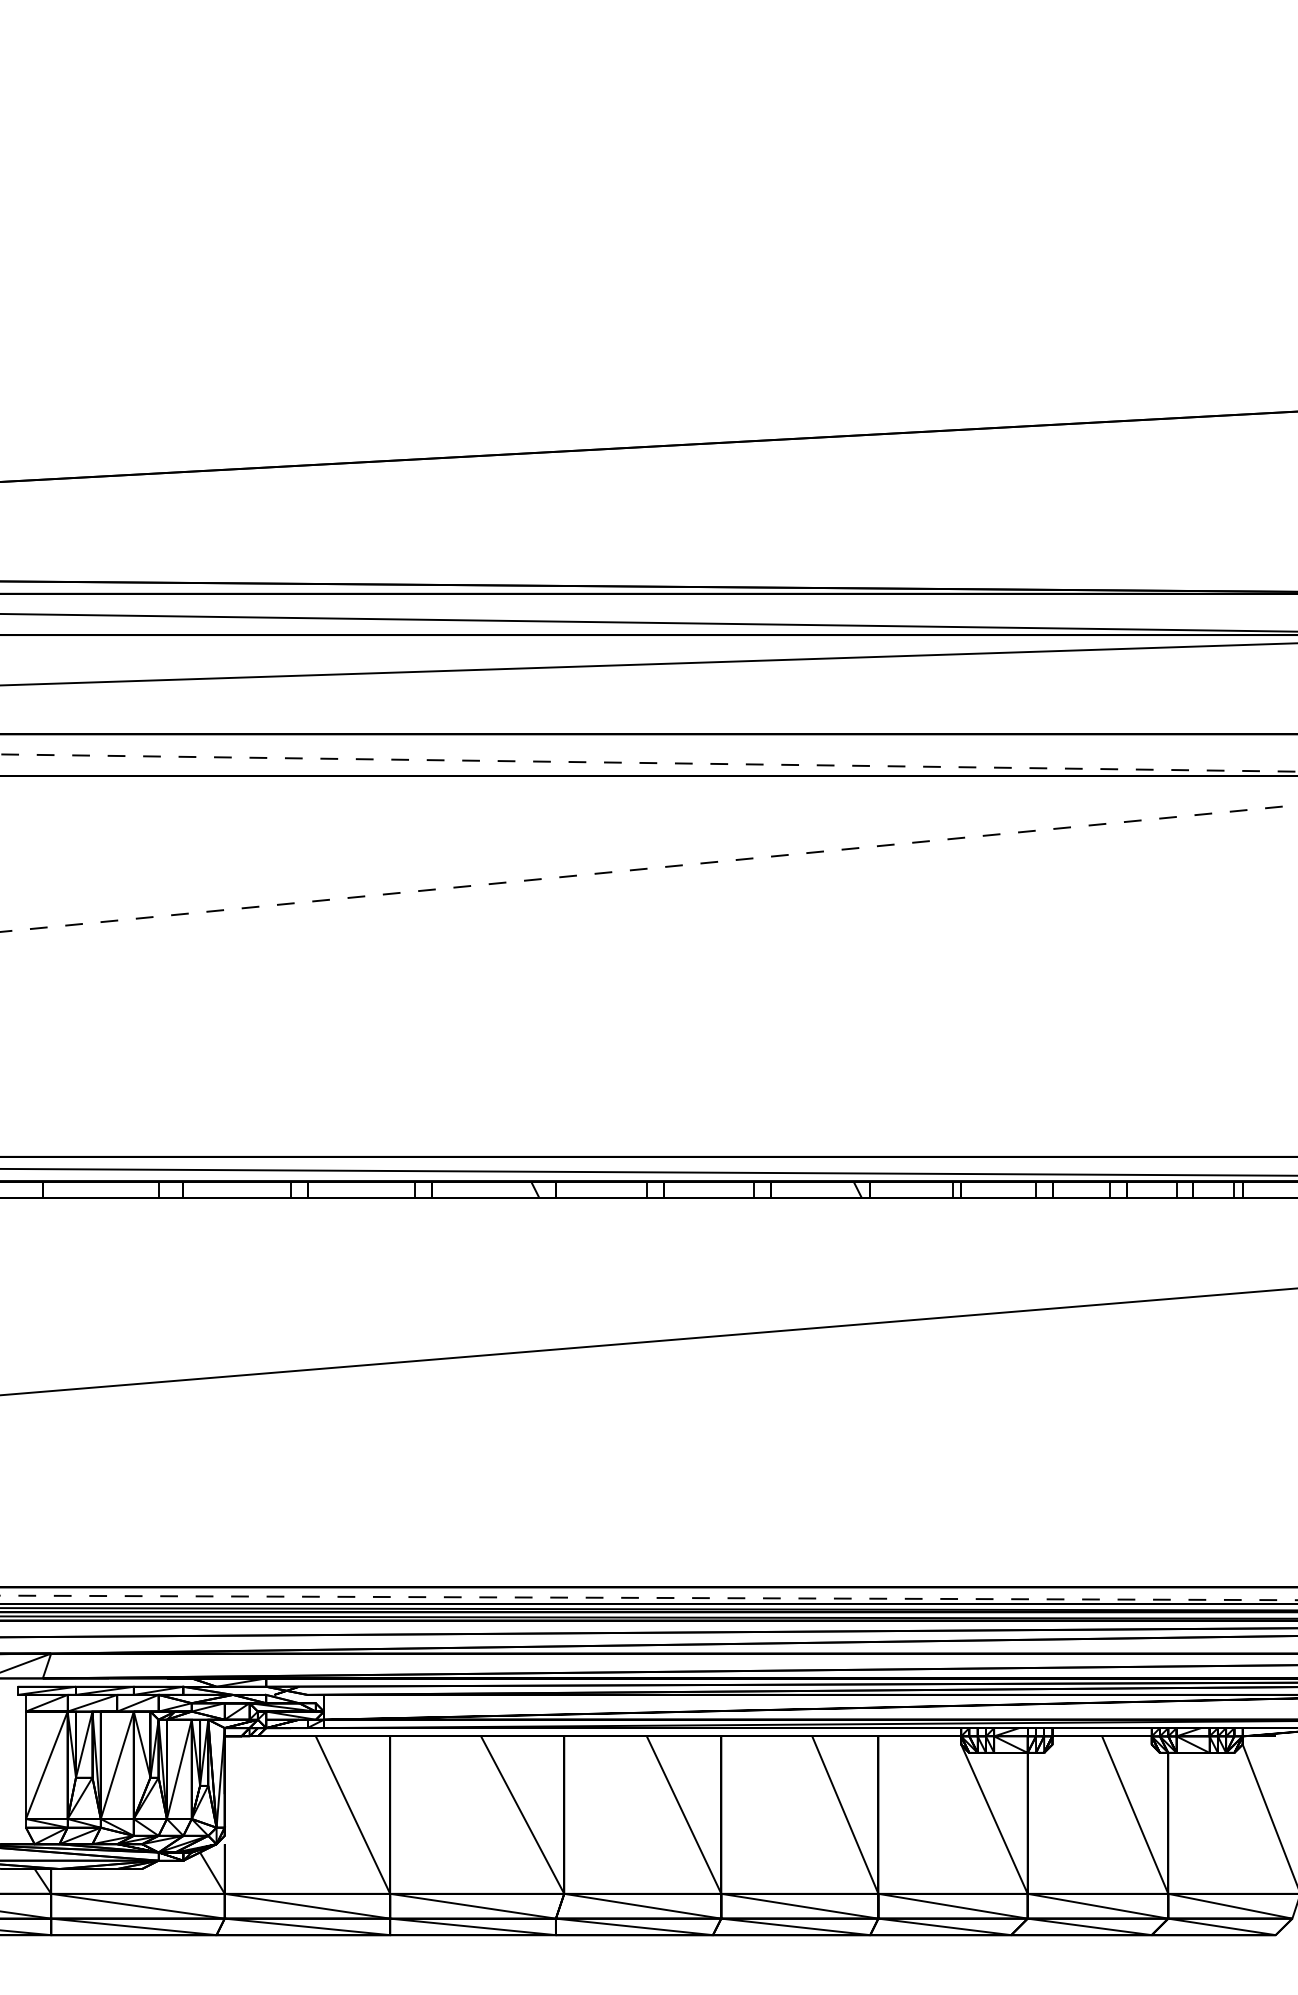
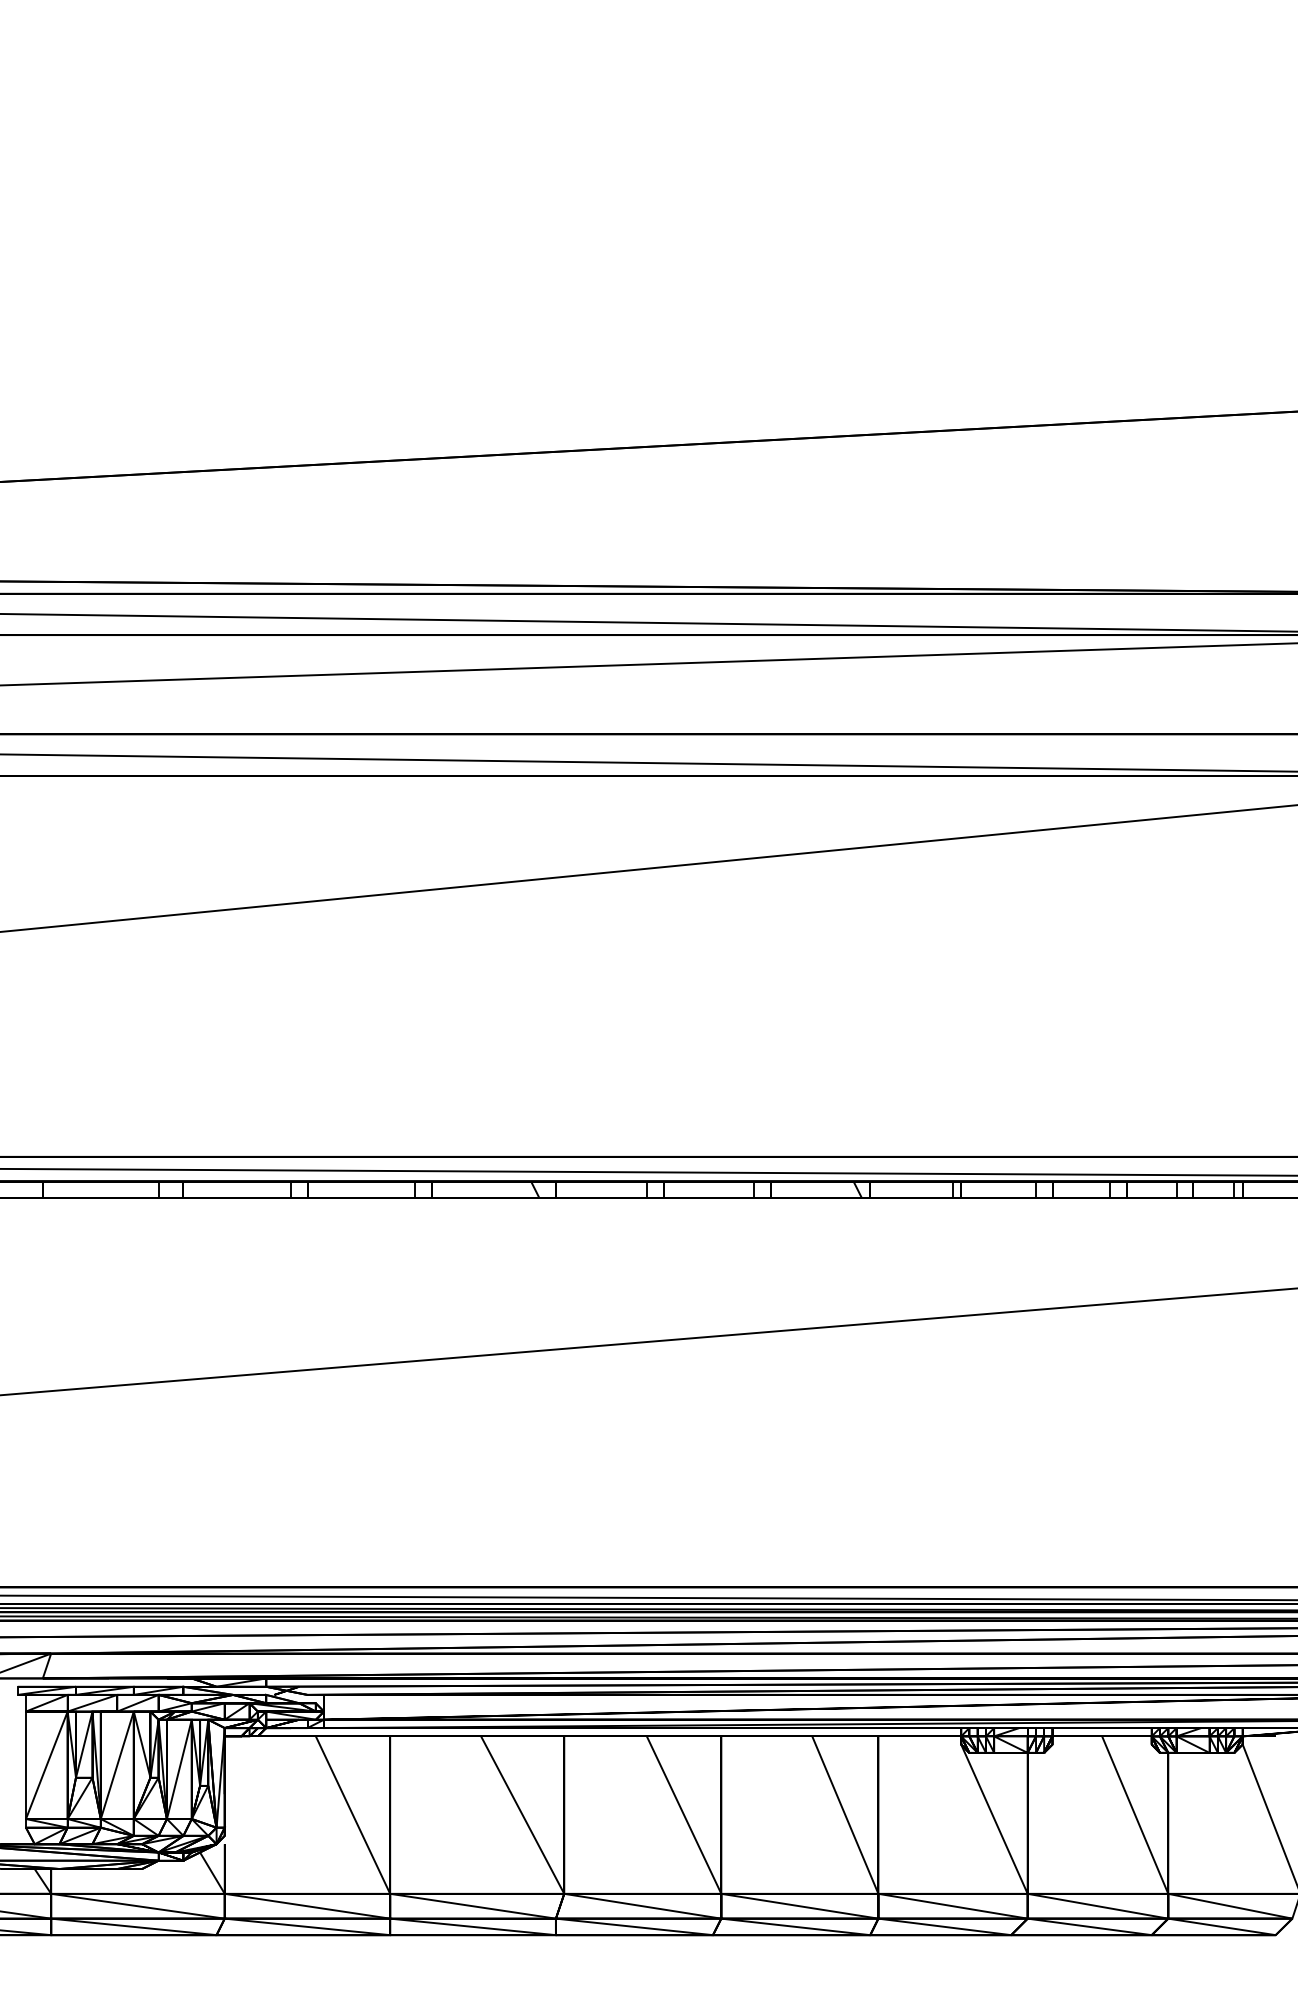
line: dashed -> solid (1295, 805)
line: dashed -> solid (648, 1597)
